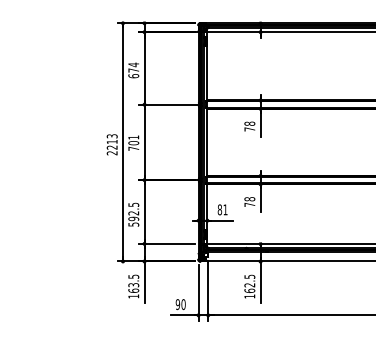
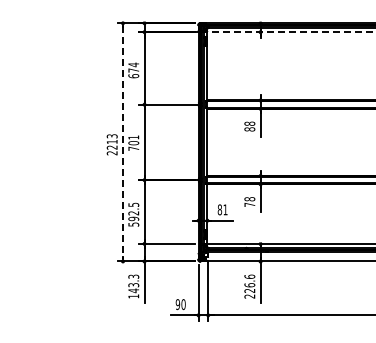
line: solid -> dashed (288, 32)
text: 78 -> 88 (249, 129)
line: solid -> dashed (123, 142)
text: 163.5 -> 143.3 (133, 283)
text: 162.5 -> 226.6 (249, 286)
